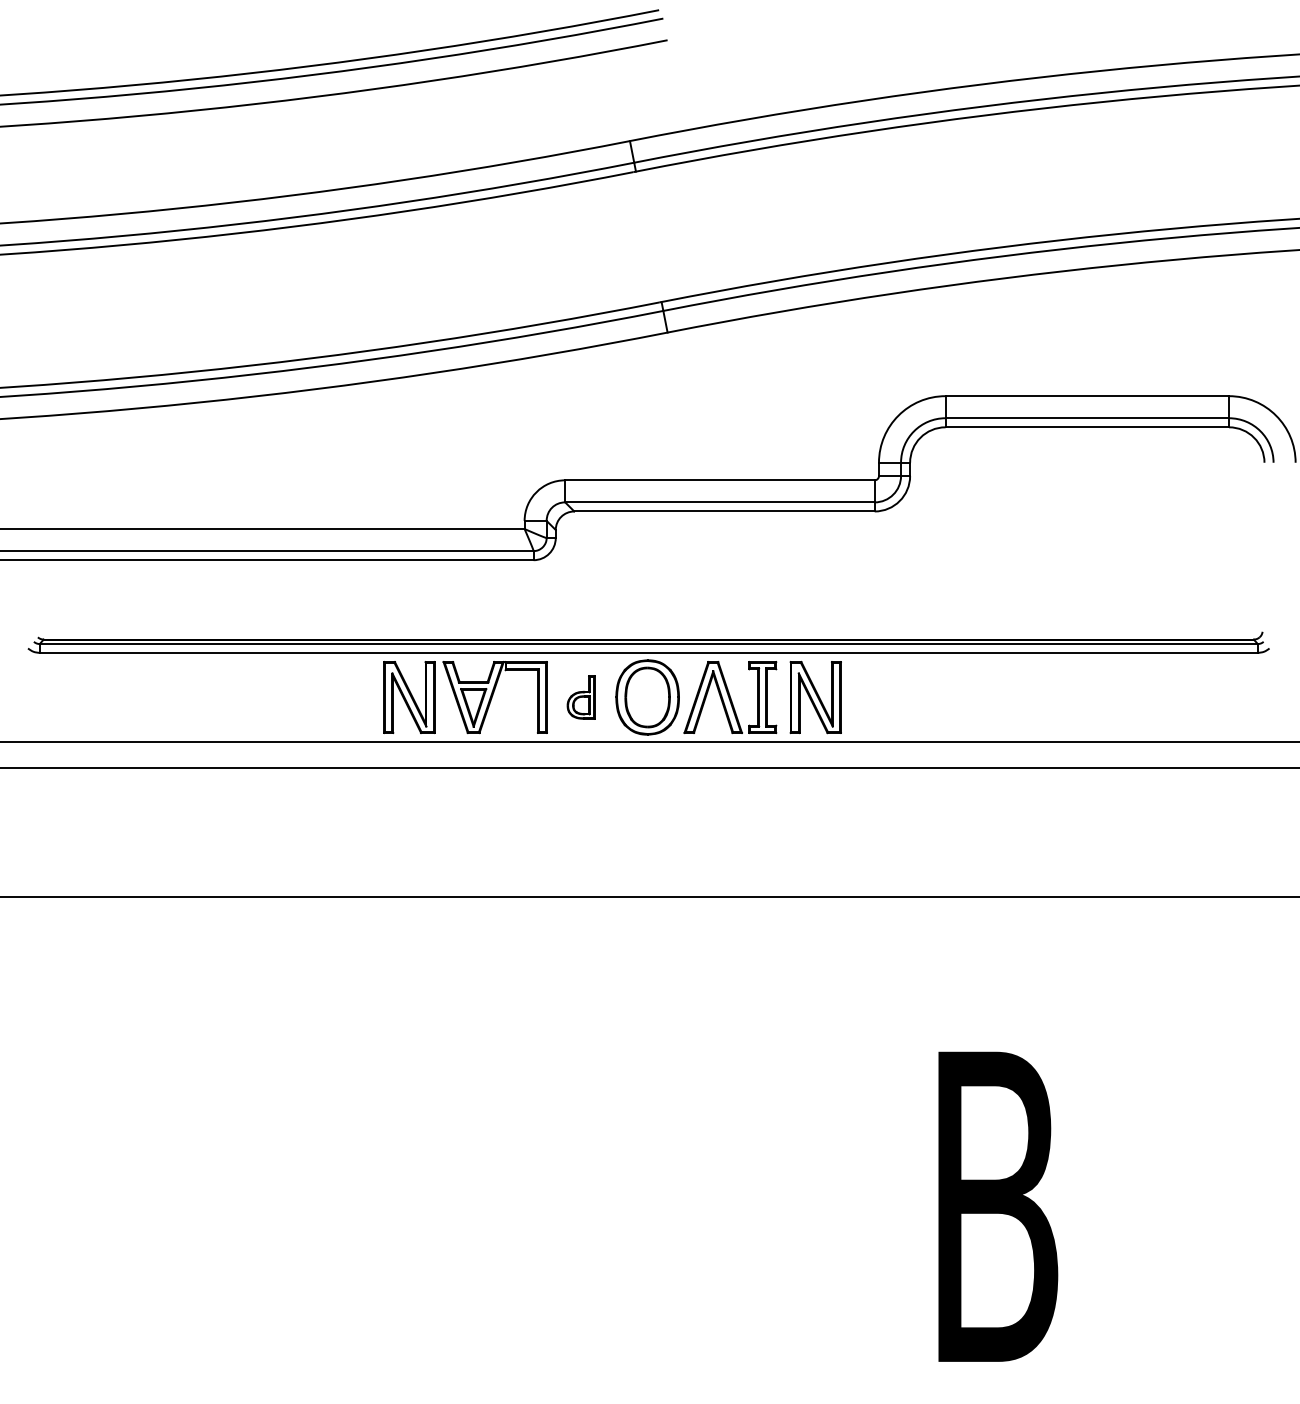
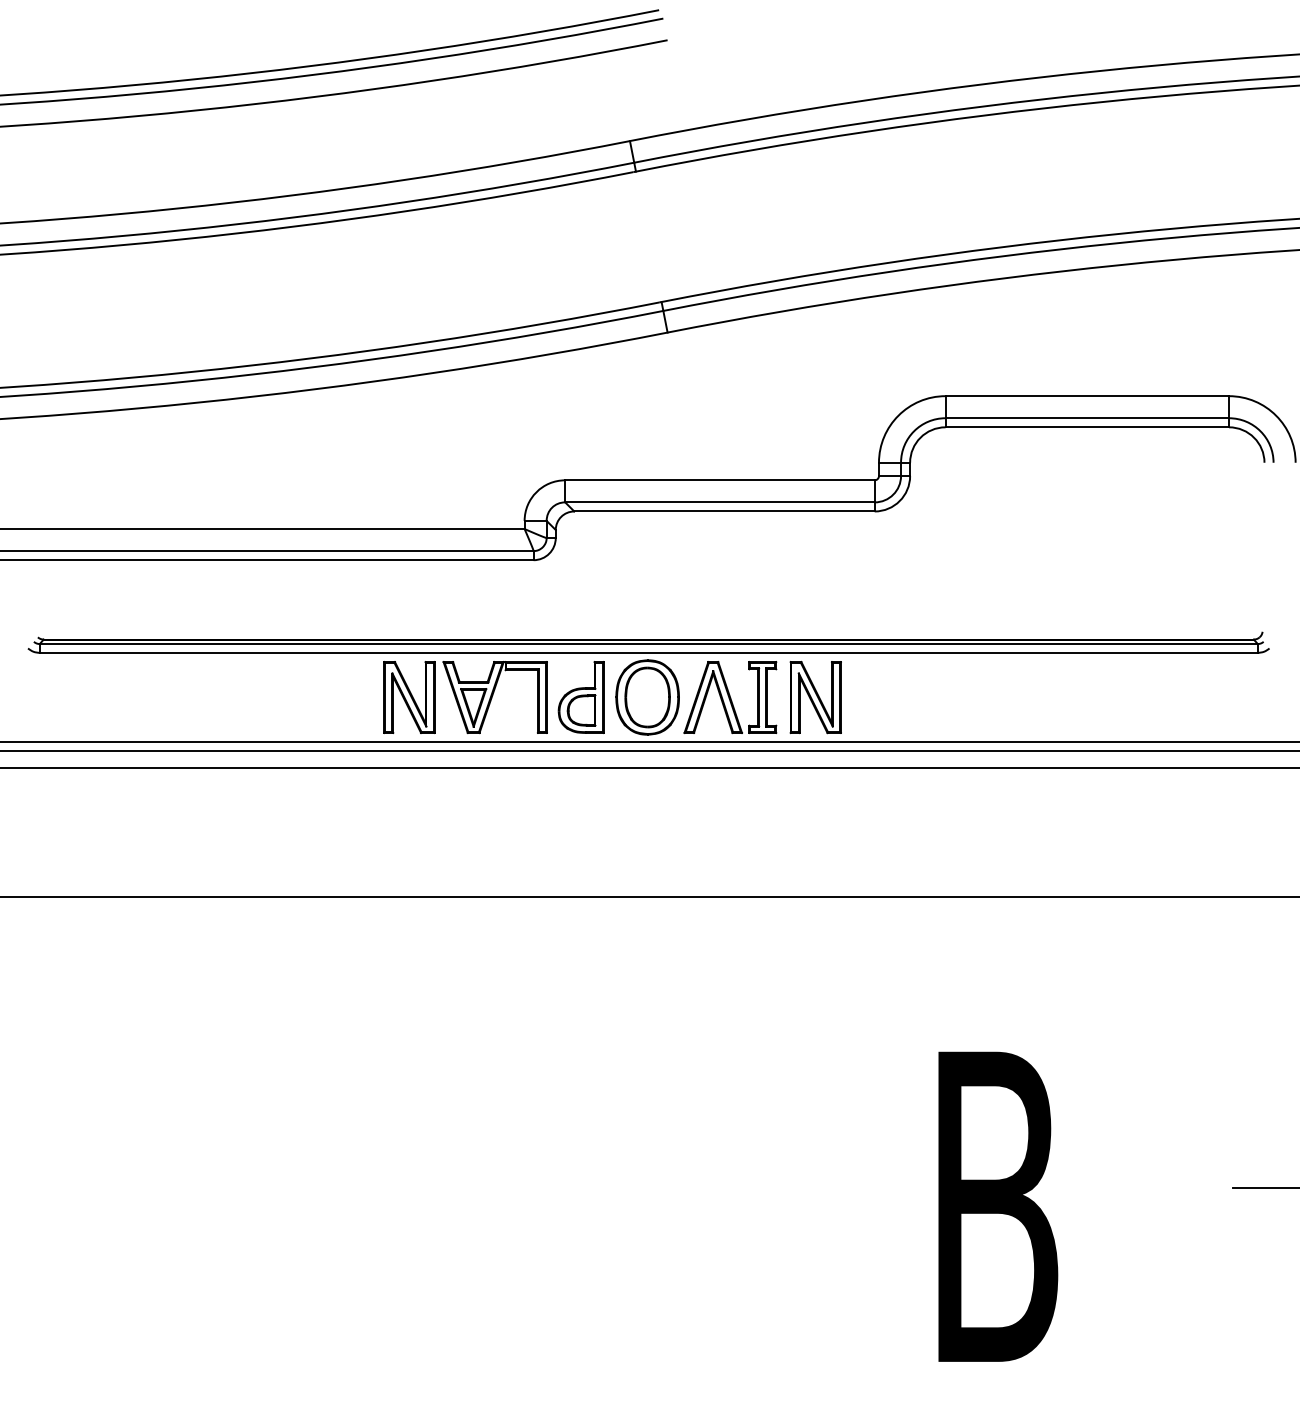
part size: 30x45 px -> 48x73 px (580, 697)
line: none -> present (649, 751)
line: none -> present (1264, 1188)
